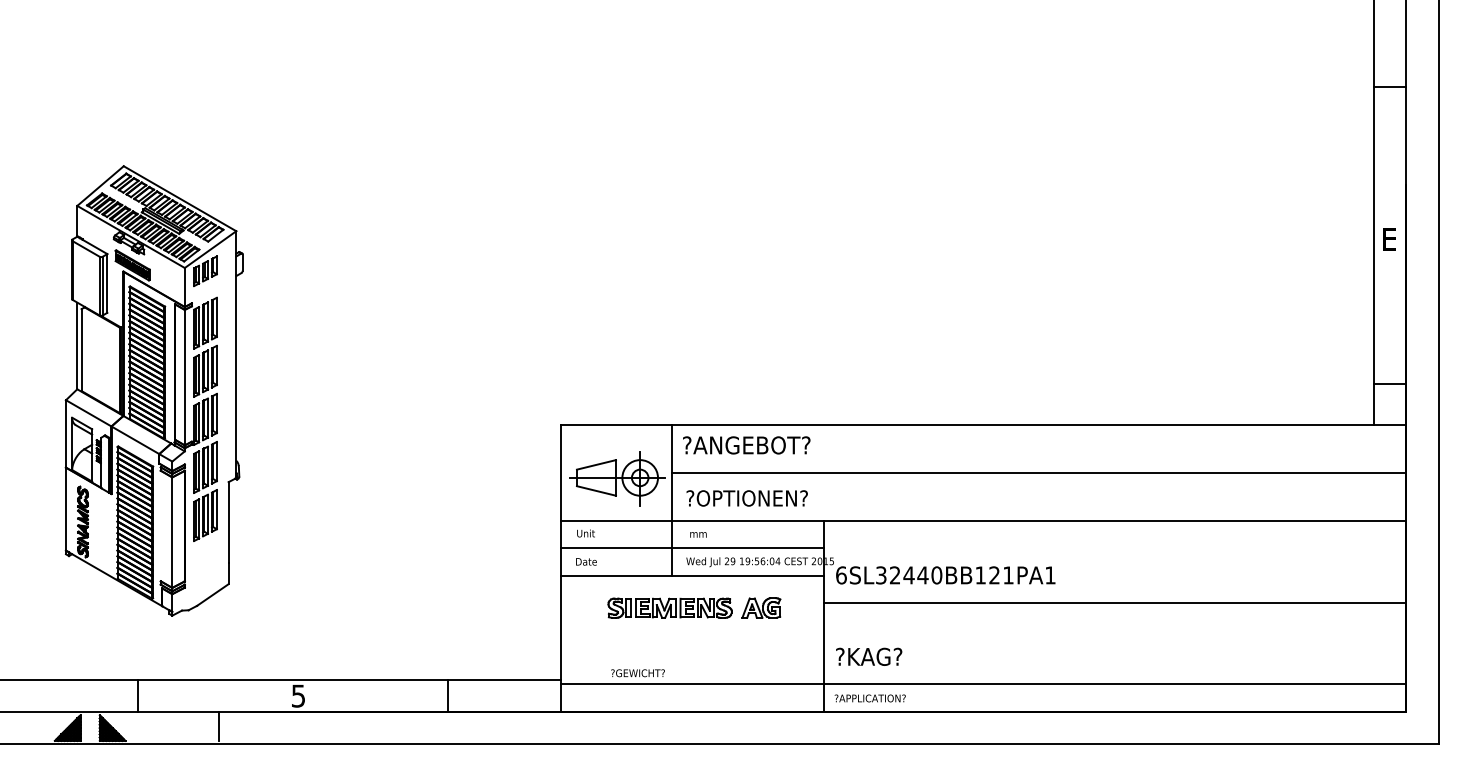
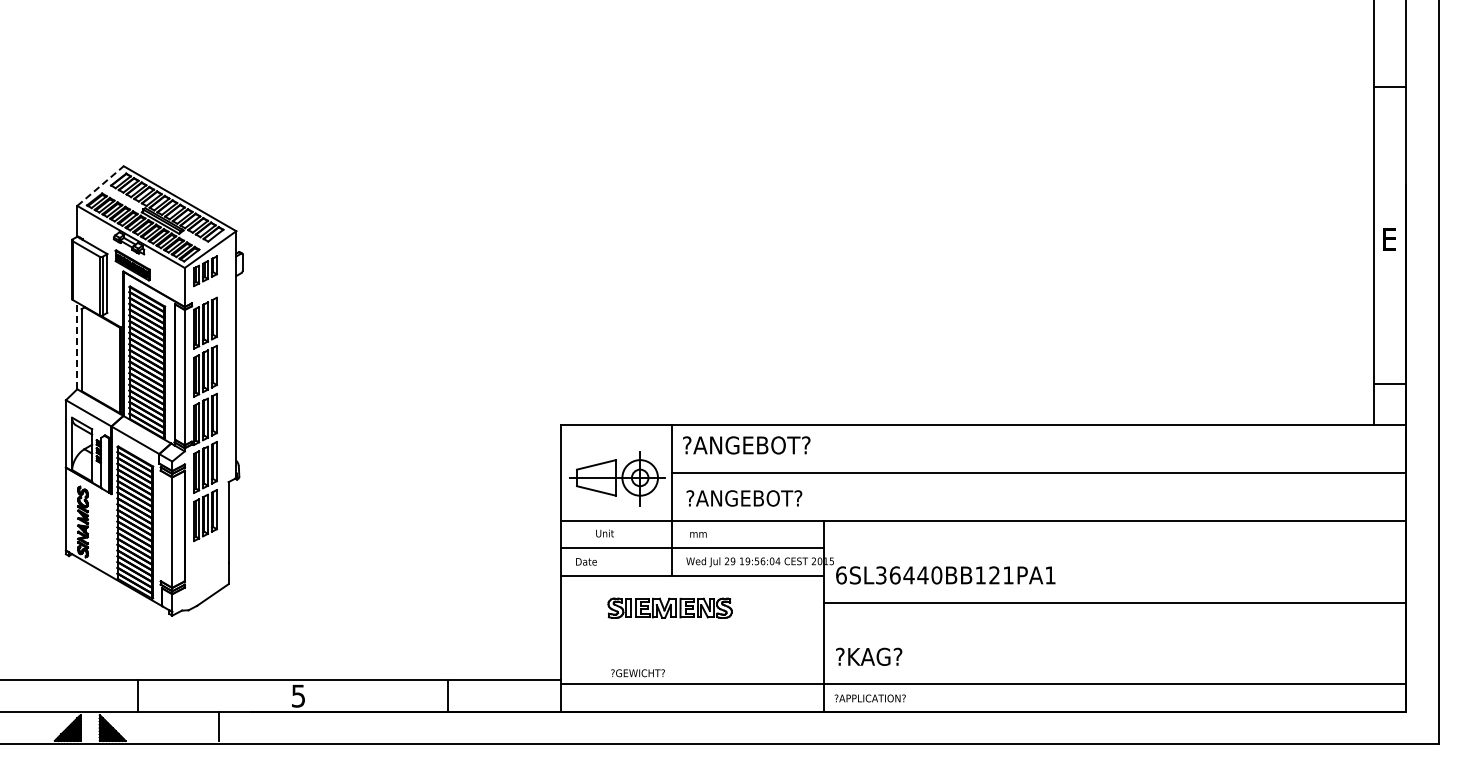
line: solid -> dashed (100, 186)
line: solid -> dashed (77, 345)
text: ?OPTIONEN? -> ?ANGEBOT? (751, 498)
text position: (585, 533) -> (604, 533) (604, 533)
text: 6SL32440BB121PA1 -> 6SL36440BB121PA1 (894, 575)
part: present -> none (761, 607)
